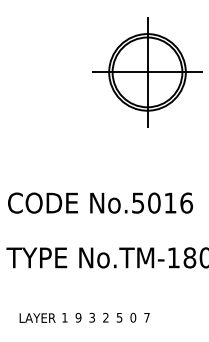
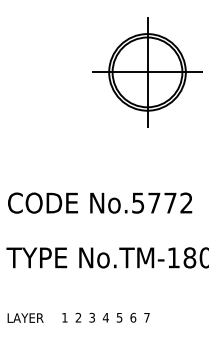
text: No.5016 -> No.5772 (170, 202)
text position: (37, 317) -> (25, 317) (25, 317)
text: 9 -> 2 (78, 317)
text: 2 -> 4 (105, 317)
text: 0 -> 6 (133, 317)
